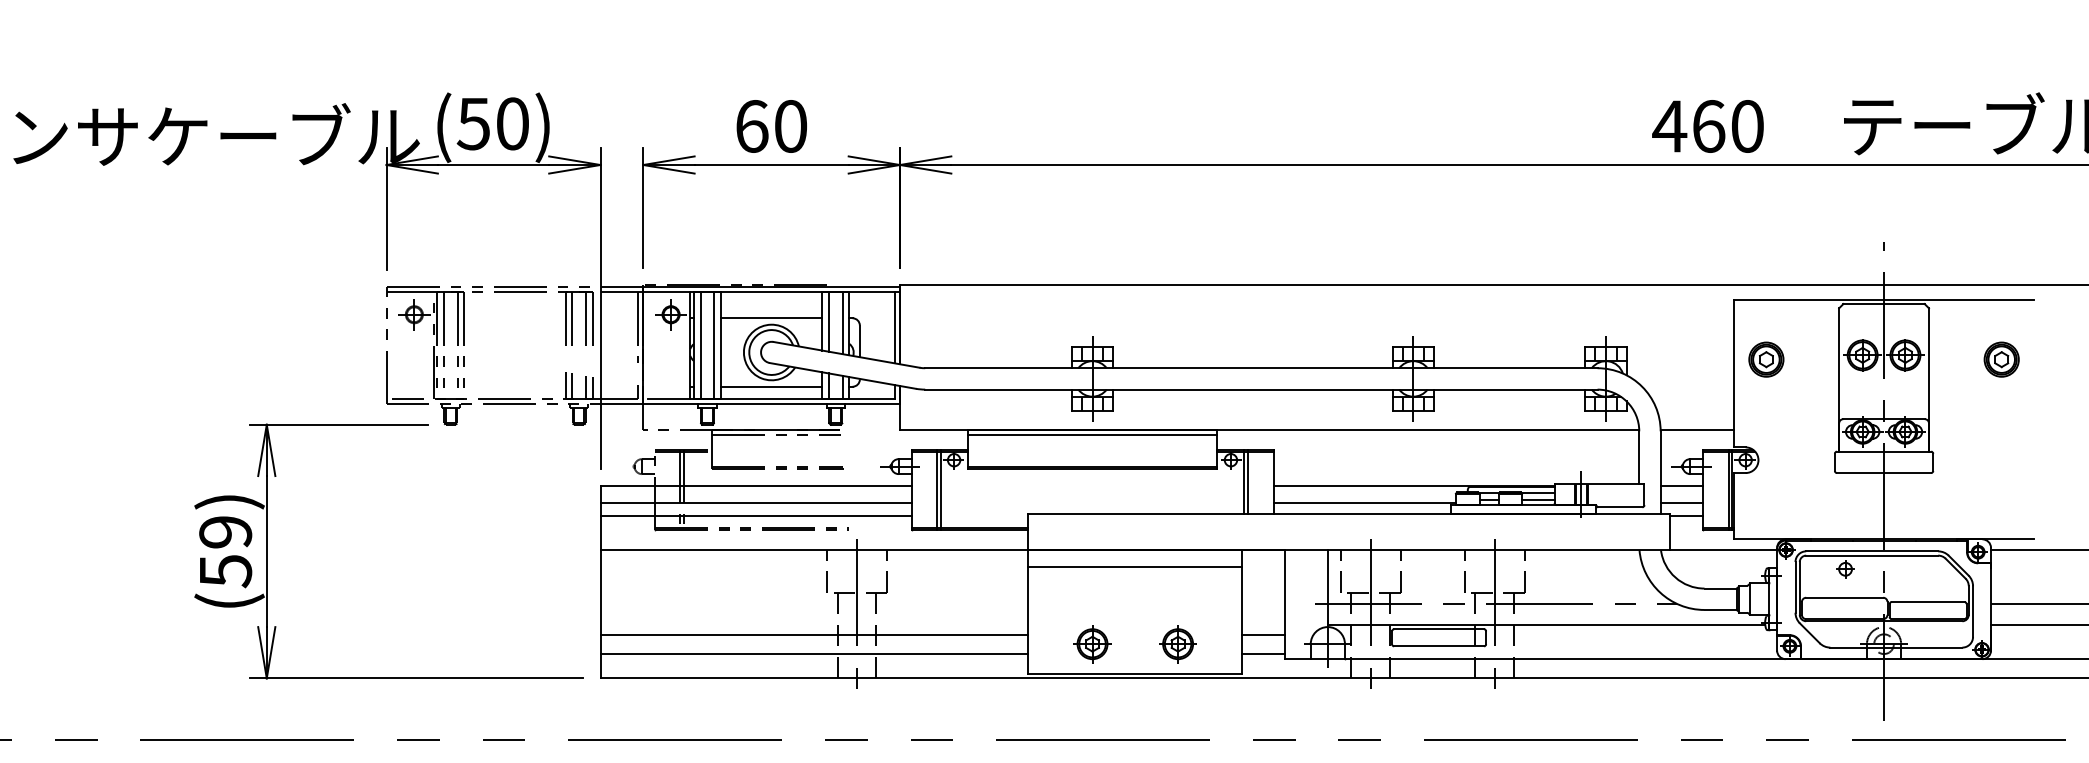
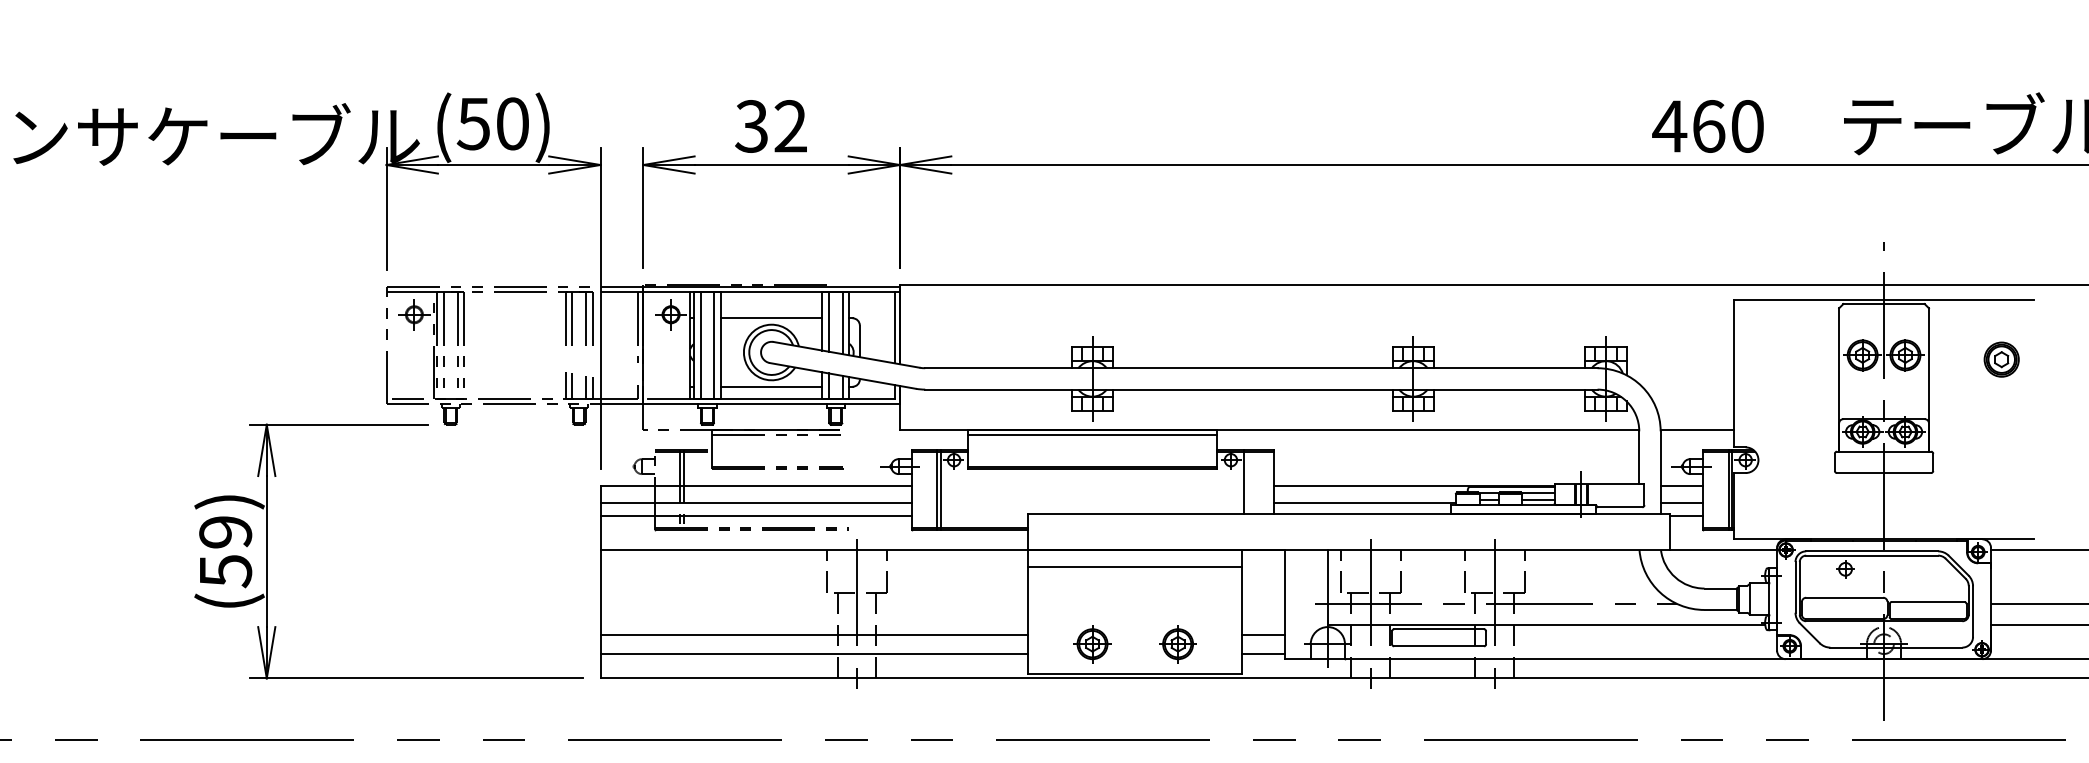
text: 60 -> 32 (771, 126)
part: present -> none (1766, 359)
line: present -> none (1248, 481)
